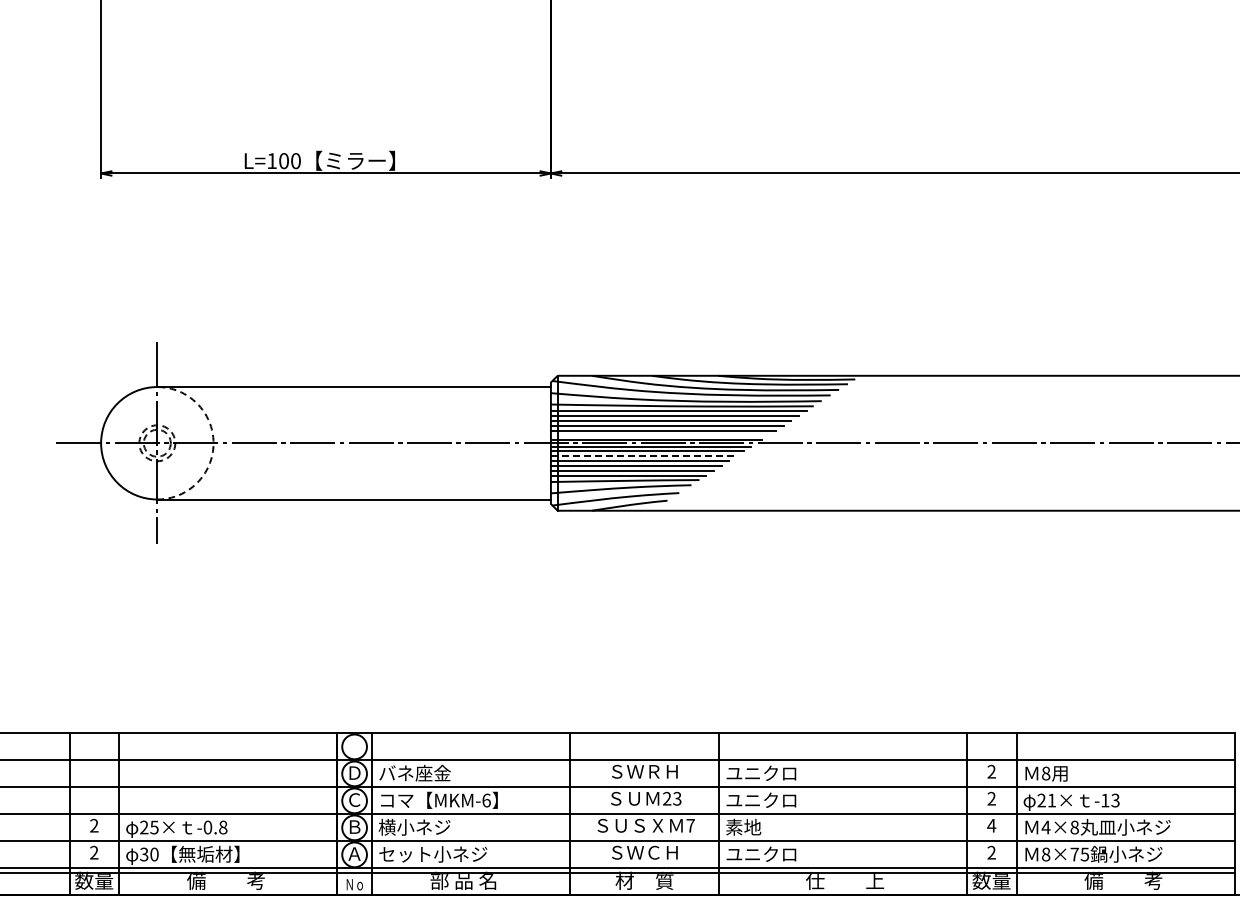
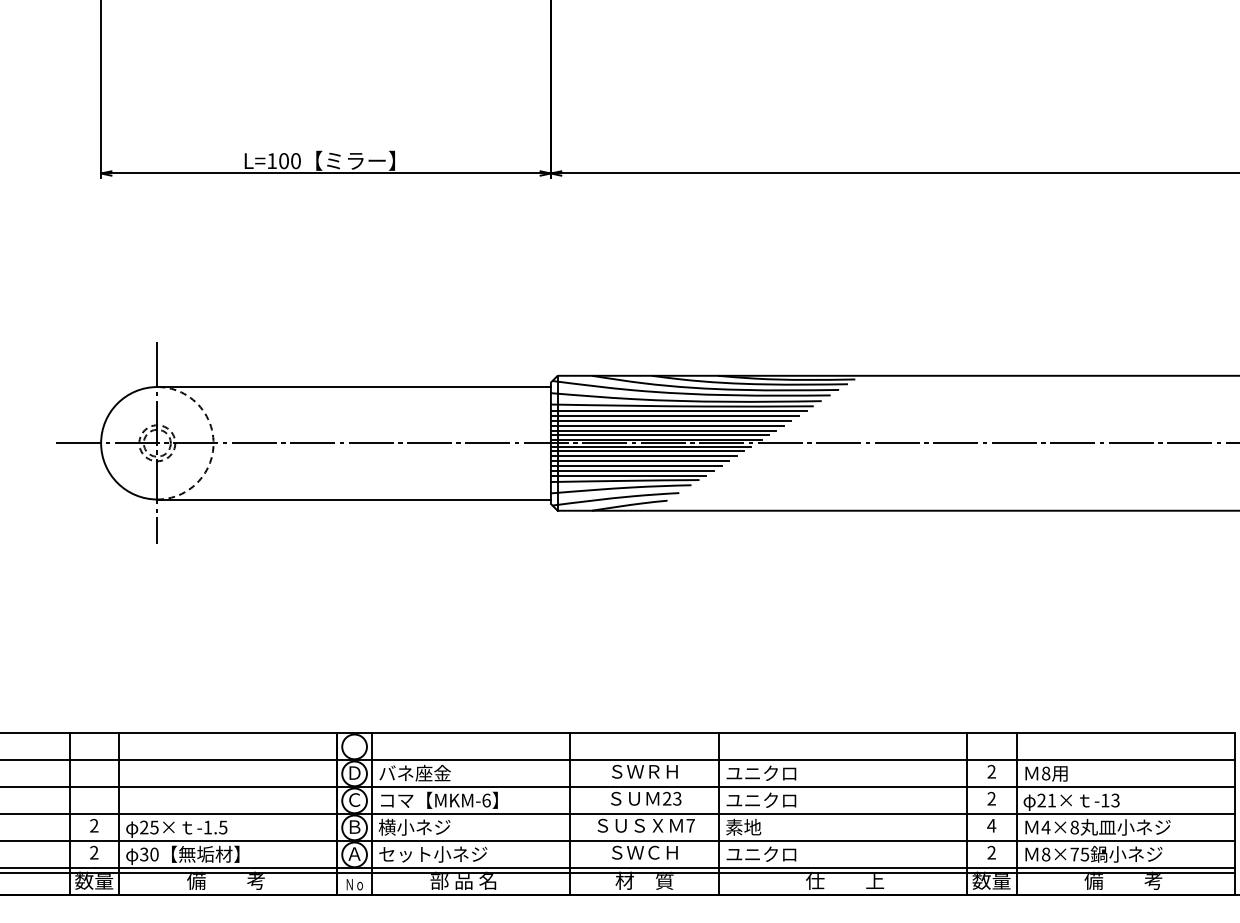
line: none -> present (659, 435)
line: dashed -> solid (644, 455)
text: -0.8 -> -1.5 (215, 827)
